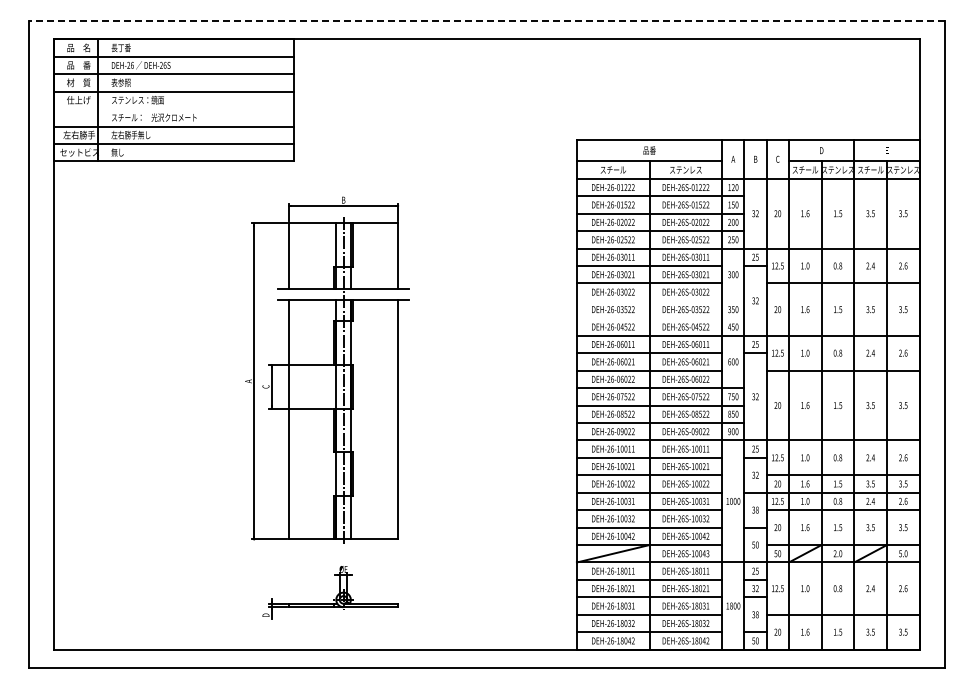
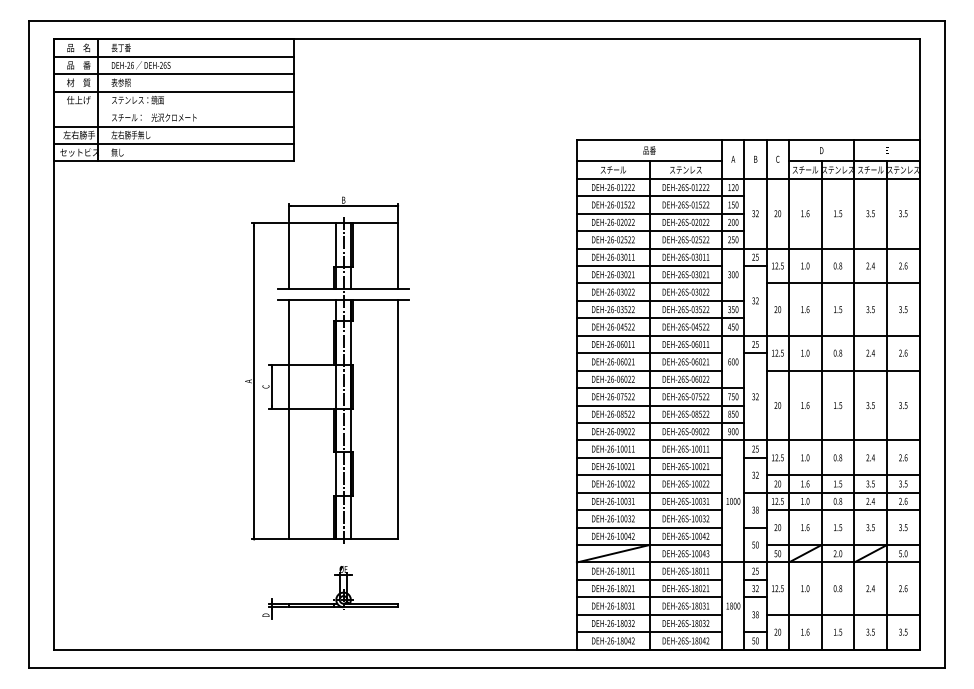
line: dashed -> solid (486, 20)
line: none -> present (660, 300)
line: none -> present (660, 318)
